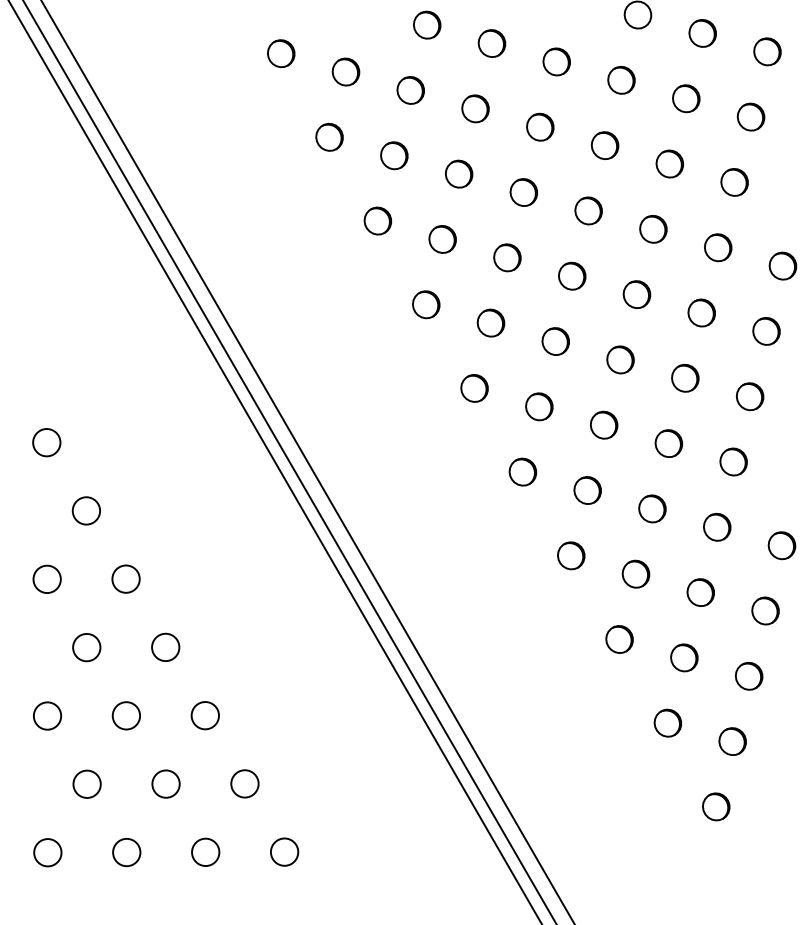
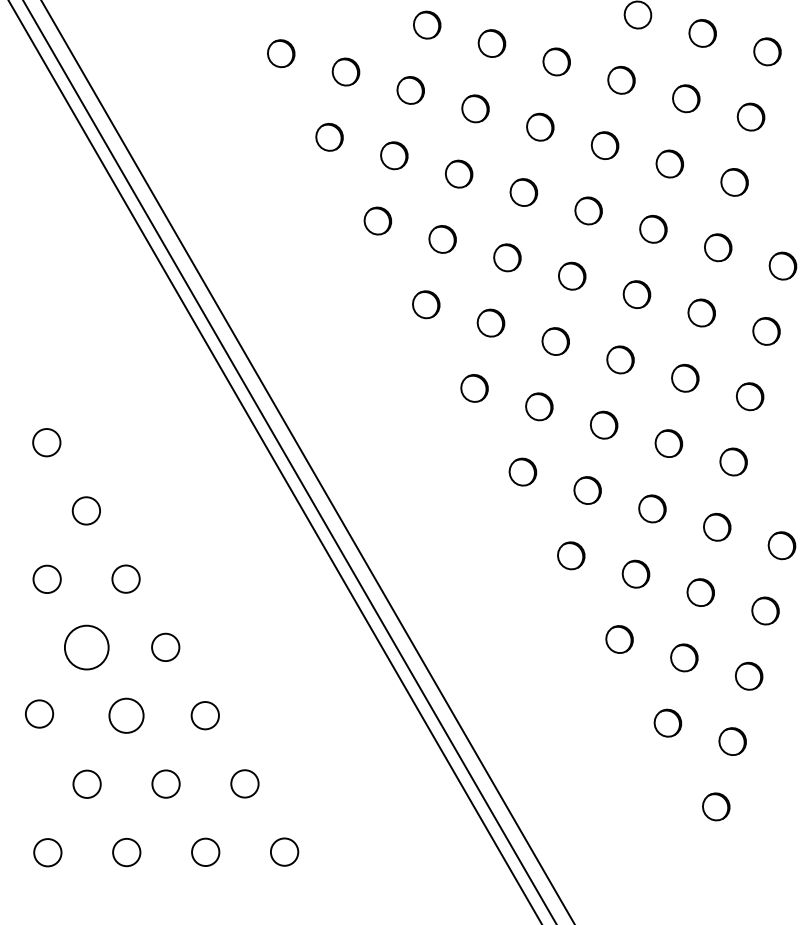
circle diameter: 27 px -> 44 px (86, 647)
circle position: (47, 715) -> (39, 713) (39, 713)
circle size: 30x30 px -> 37x37 px (126, 715)
